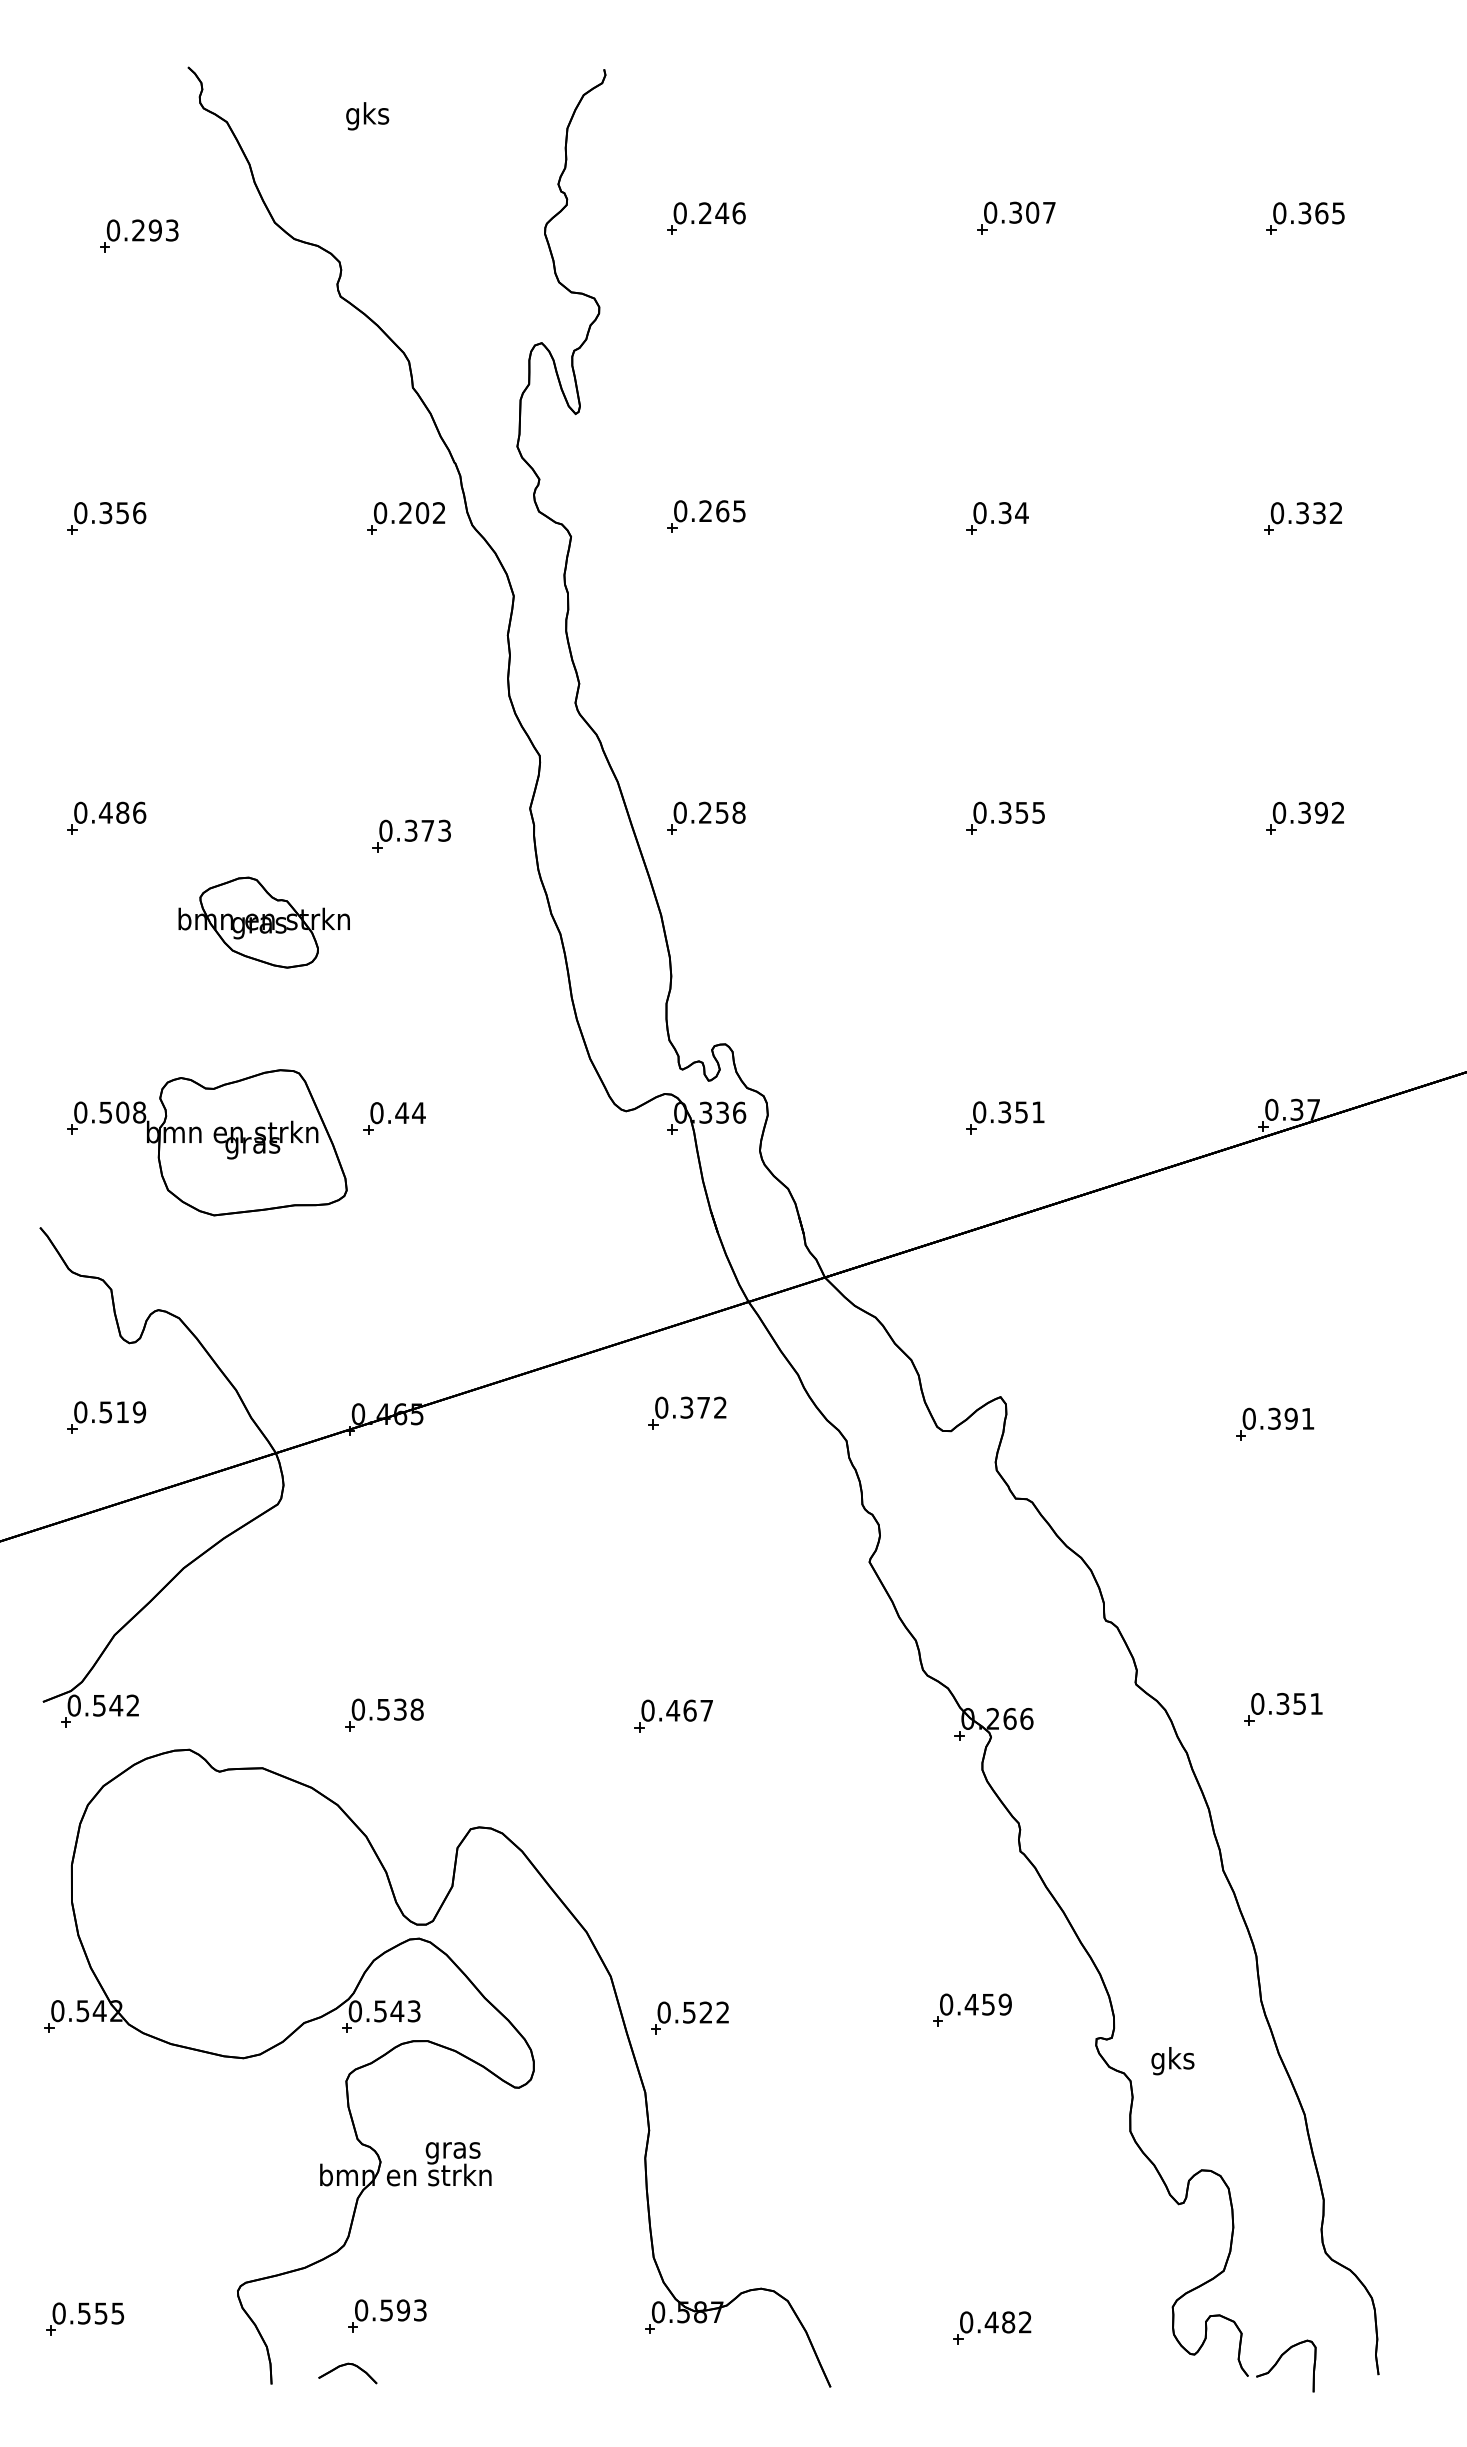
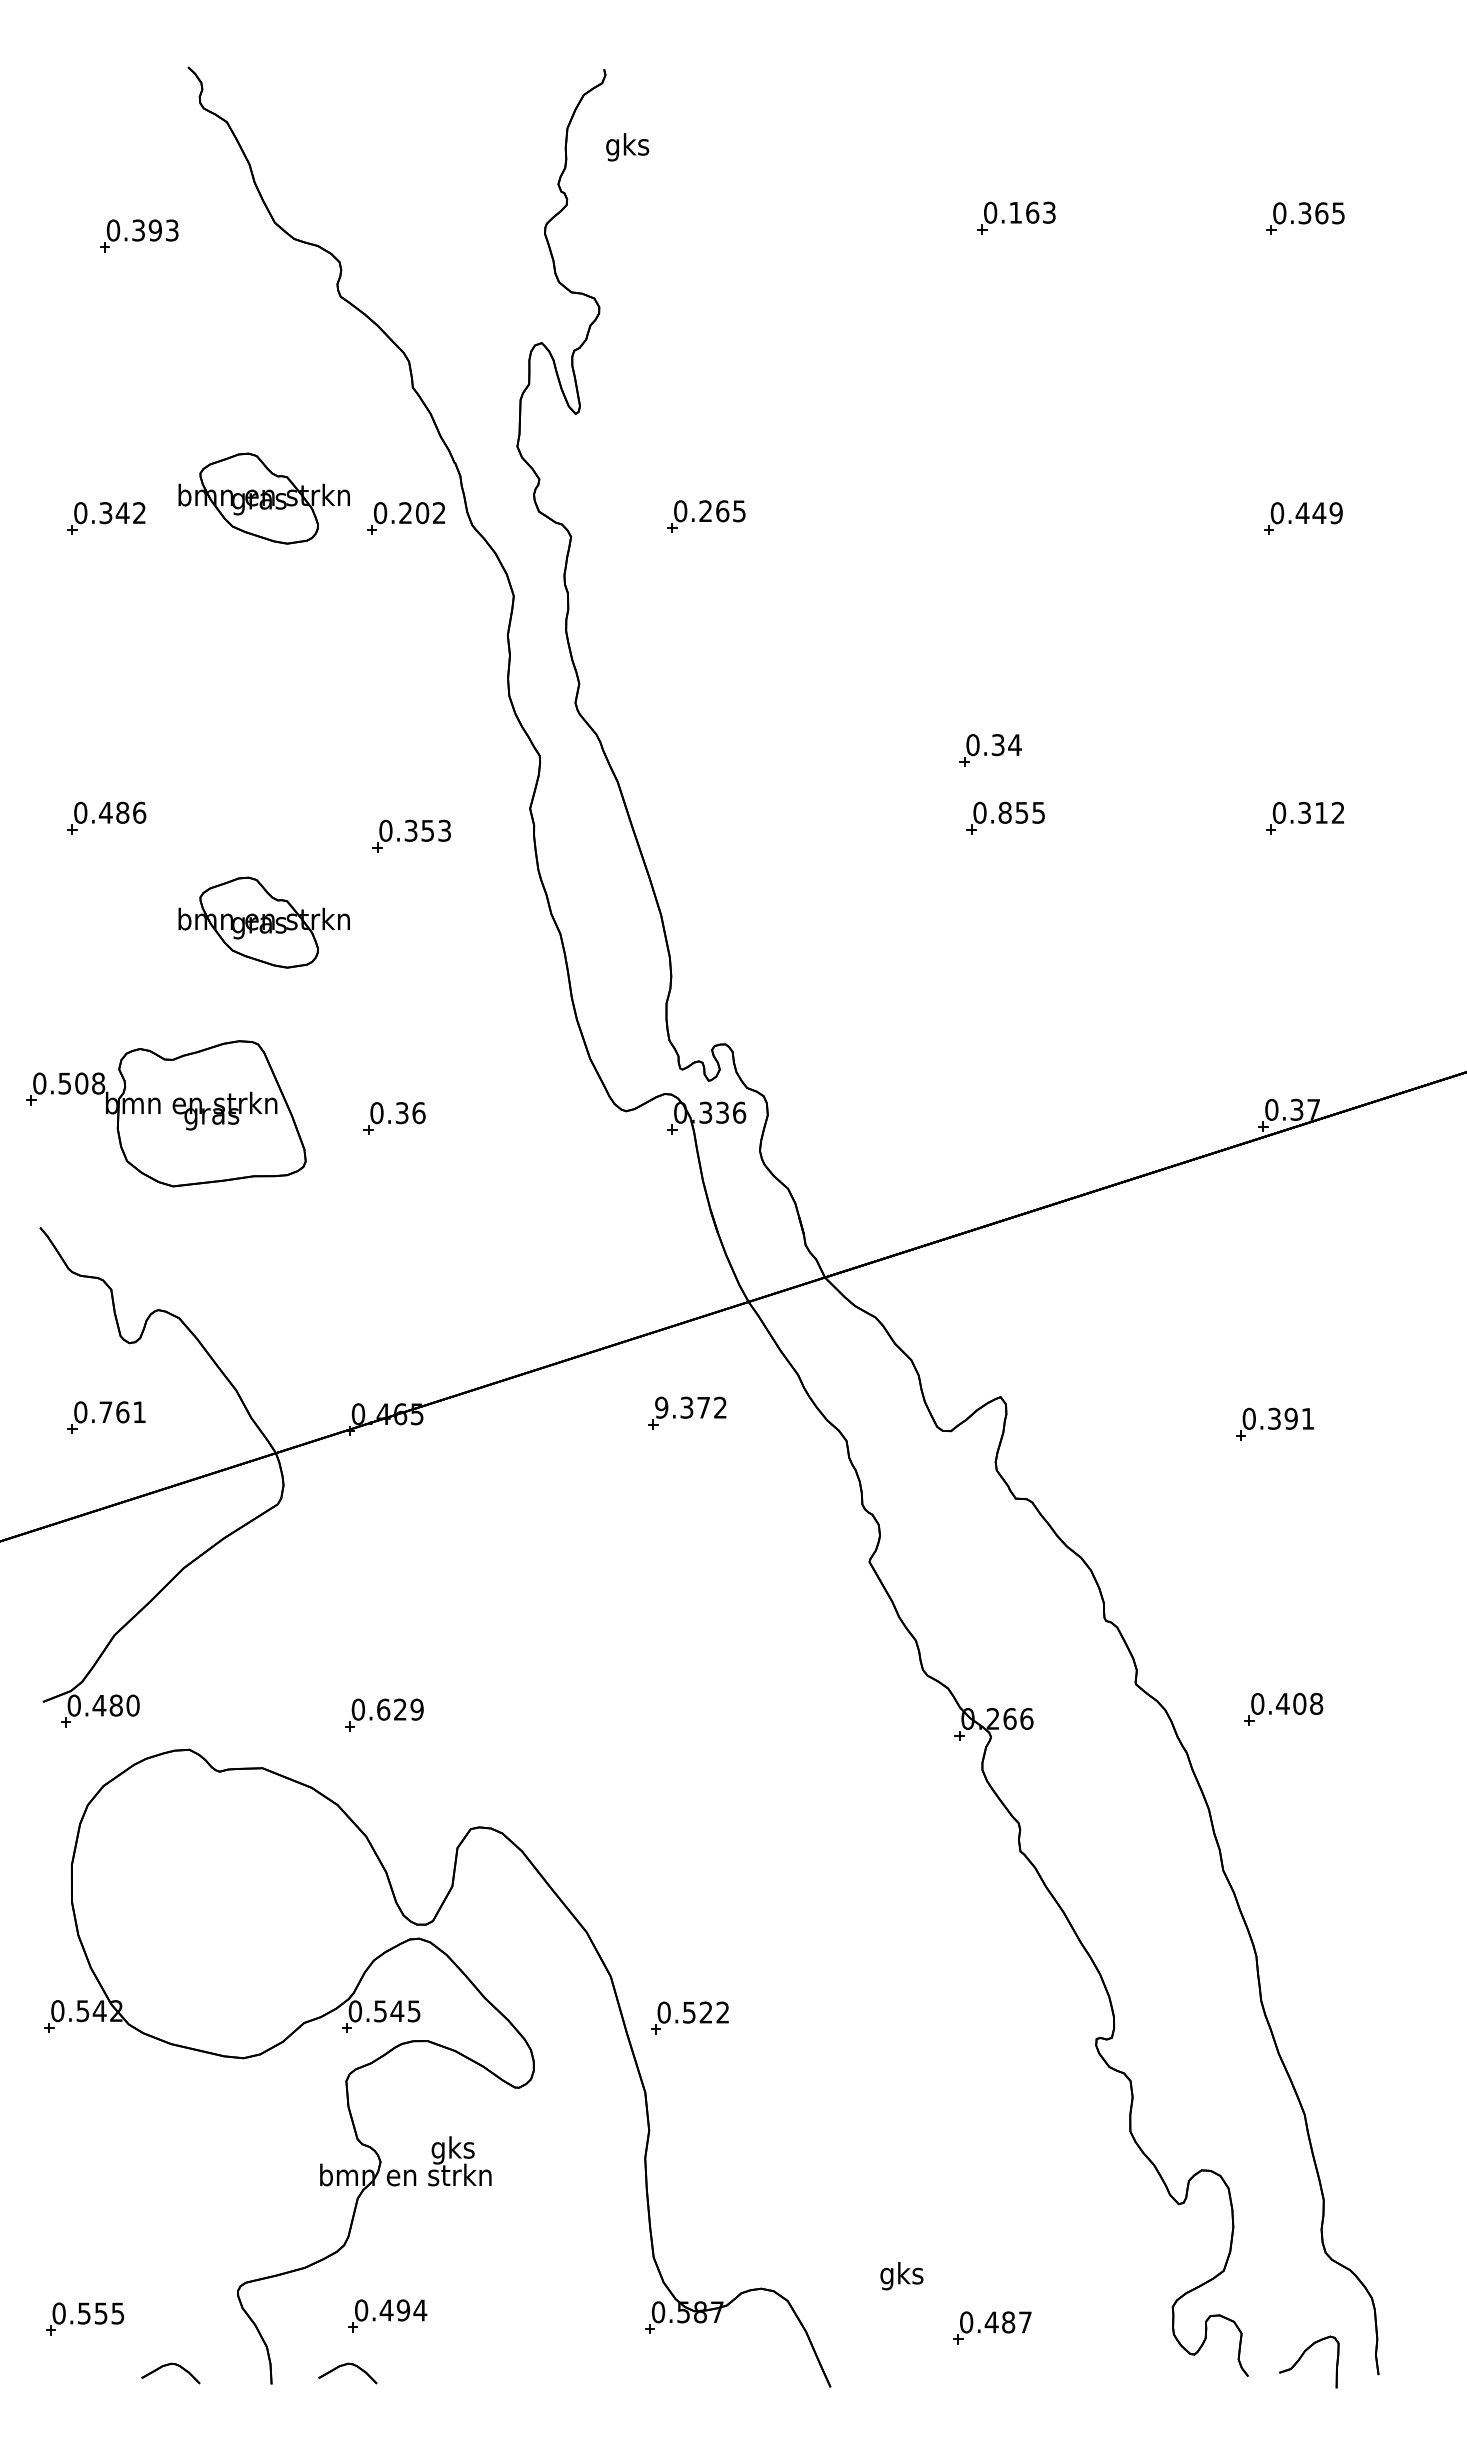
text position: (367, 116) -> (627, 147) (627, 147)
text: 0.307 -> 0.163 (1032, 212)
part: present -> none (706, 218)
text: 0.293 -> 0.393 (138, 230)
part: none -> present (263, 498)
text: 0.356 -> 0.342 (130, 513)
text: 0.332 -> 0.449 (1318, 513)
part position: (997, 518) -> (990, 750) (990, 750)
text: 0.355 -> 0.855 (1004, 812)
text: 0.392 -> 0.312 (1320, 812)
part: present -> none (706, 817)
text: 0.373 -> 0.353 (427, 830)
text: 0.44 -> 0.36 (410, 1113)
part: present -> none (1005, 1117)
part position: (207, 1142) -> (166, 1113) (166, 1113)
text: 0.372 -> 9.372 (661, 1407)
text: 0.519 -> 0.761 (122, 1412)
text: 0.351 -> 0.408 (1299, 1703)
text: 0.542 -> 0.480 (115, 1705)
text: 0.538 -> 0.629 (400, 1709)
part: present -> none (673, 1715)
part: present -> none (972, 2009)
text: 0.543 -> 0.545 (414, 2010)
text position: (1172, 2061) -> (901, 2276) (901, 2276)
text: gras -> gks (452, 2150)
text: 0.593 -> 0.494 (403, 2310)
text: 0.482 -> 0.487 (1025, 2322)
part position: (1280, 2359) -> (1303, 2355) (1303, 2355)
part: none -> present (169, 2365)
